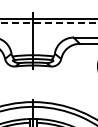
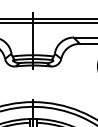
line: dashed -> solid (48, 23)
